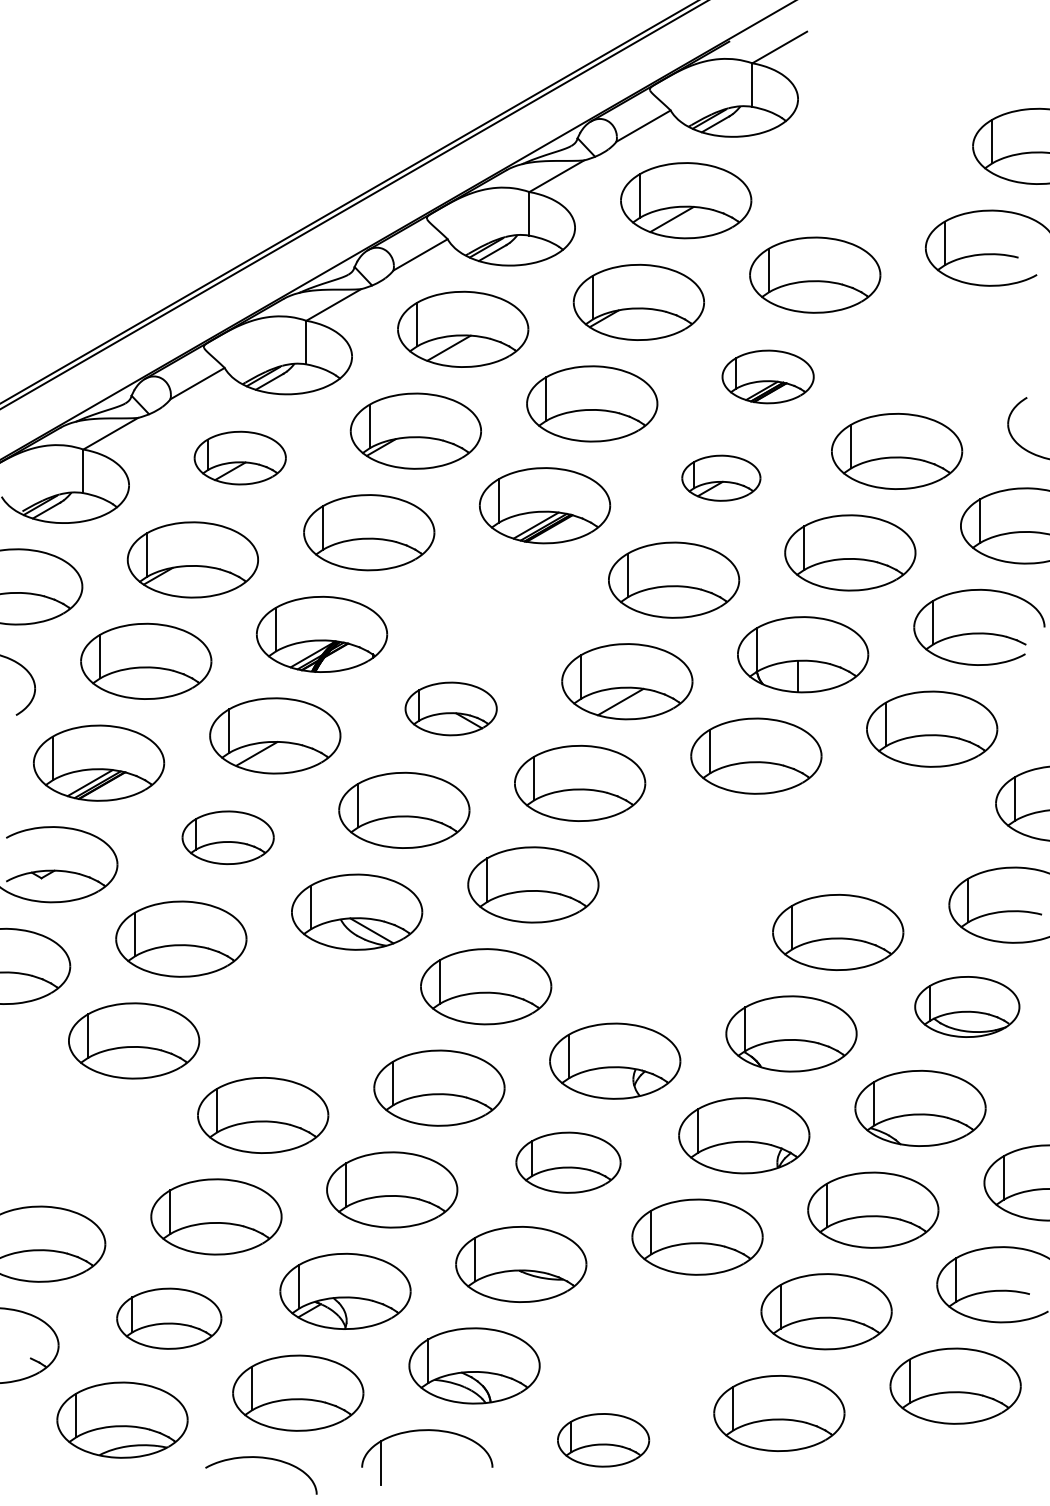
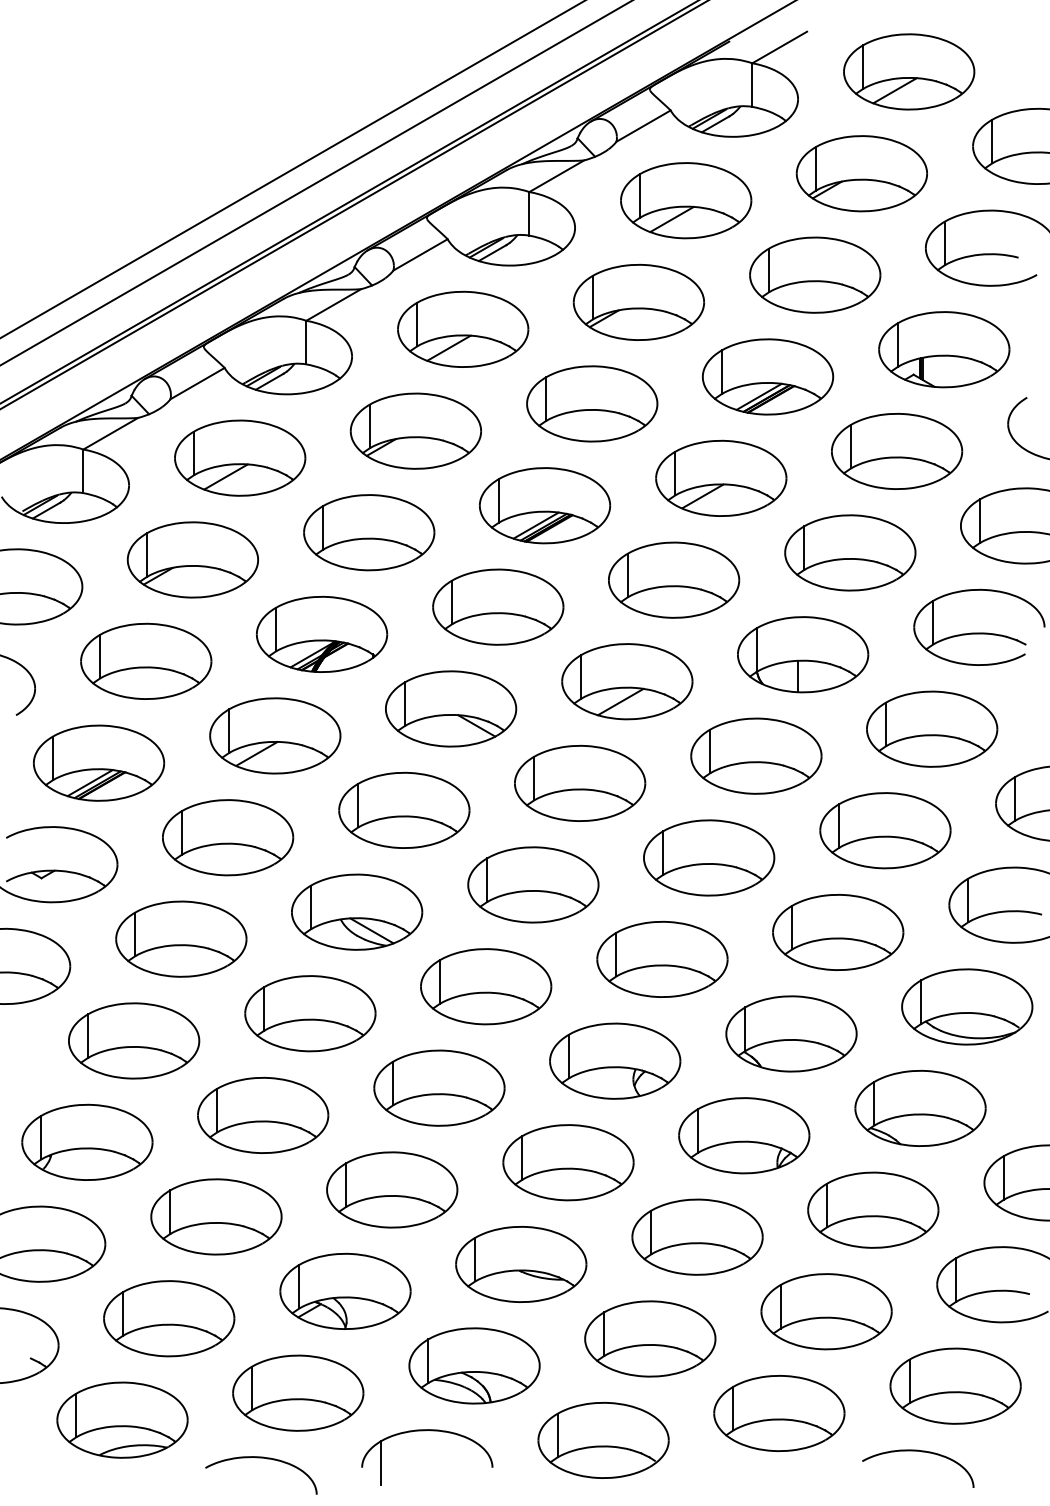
part: none -> present (909, 71)
line: none -> present (292, 169)
part: none -> present (861, 173)
line: none -> present (315, 183)
part: none -> present (944, 349)
part size: 94x56 px -> 133x78 px (768, 376)
part size: 94x56 px -> 133x78 px (240, 457)
part size: 81x48 px -> 133x78 px (721, 477)
part: none -> present (498, 606)
part size: 94x56 px -> 133x78 px (451, 708)
part: none -> present (885, 830)
part size: 94x55 px -> 133x78 px (228, 837)
part: none -> present (709, 857)
part: none -> present (662, 958)
part size: 107x62 px -> 133x78 px (967, 1006)
part: none -> present (310, 1013)
part: none -> present (87, 1141)
part size: 107x63 px -> 133x78 px (568, 1162)
part size: 107x63 px -> 133x78 px (169, 1318)
part: none -> present (650, 1338)
part size: 94x55 px -> 133x78 px (603, 1439)
curve: none -> present (921, 1452)
